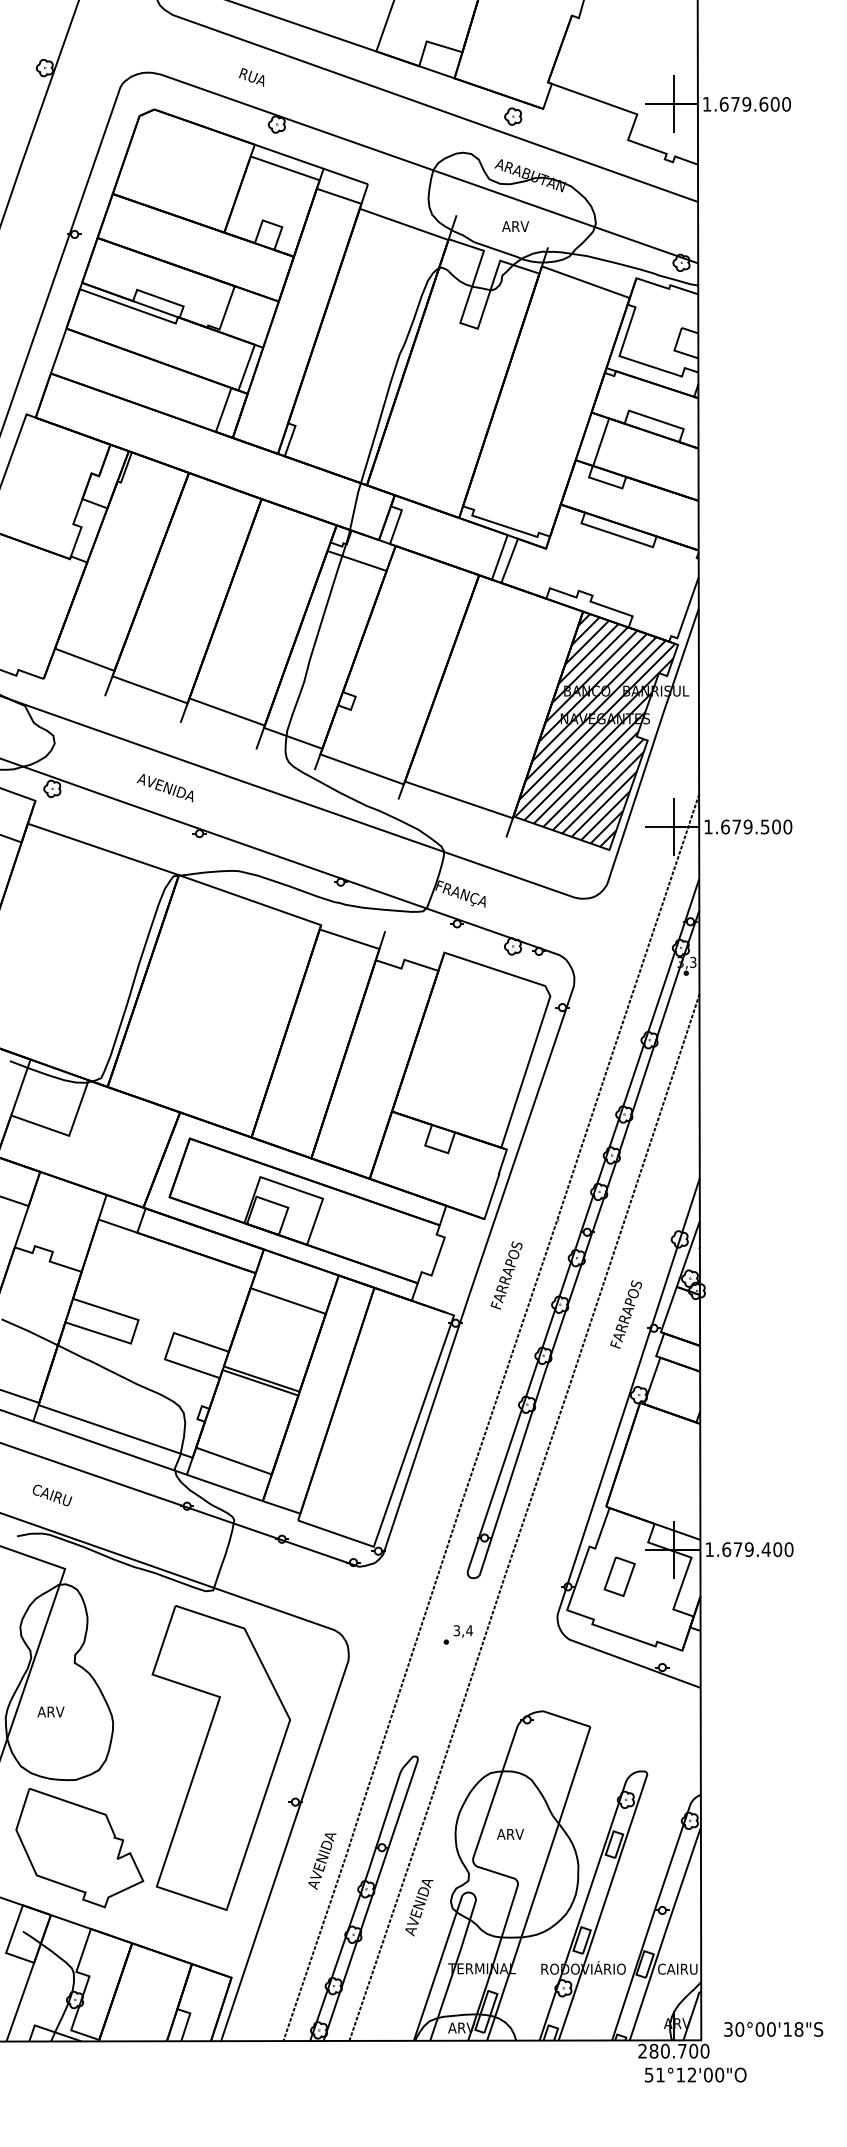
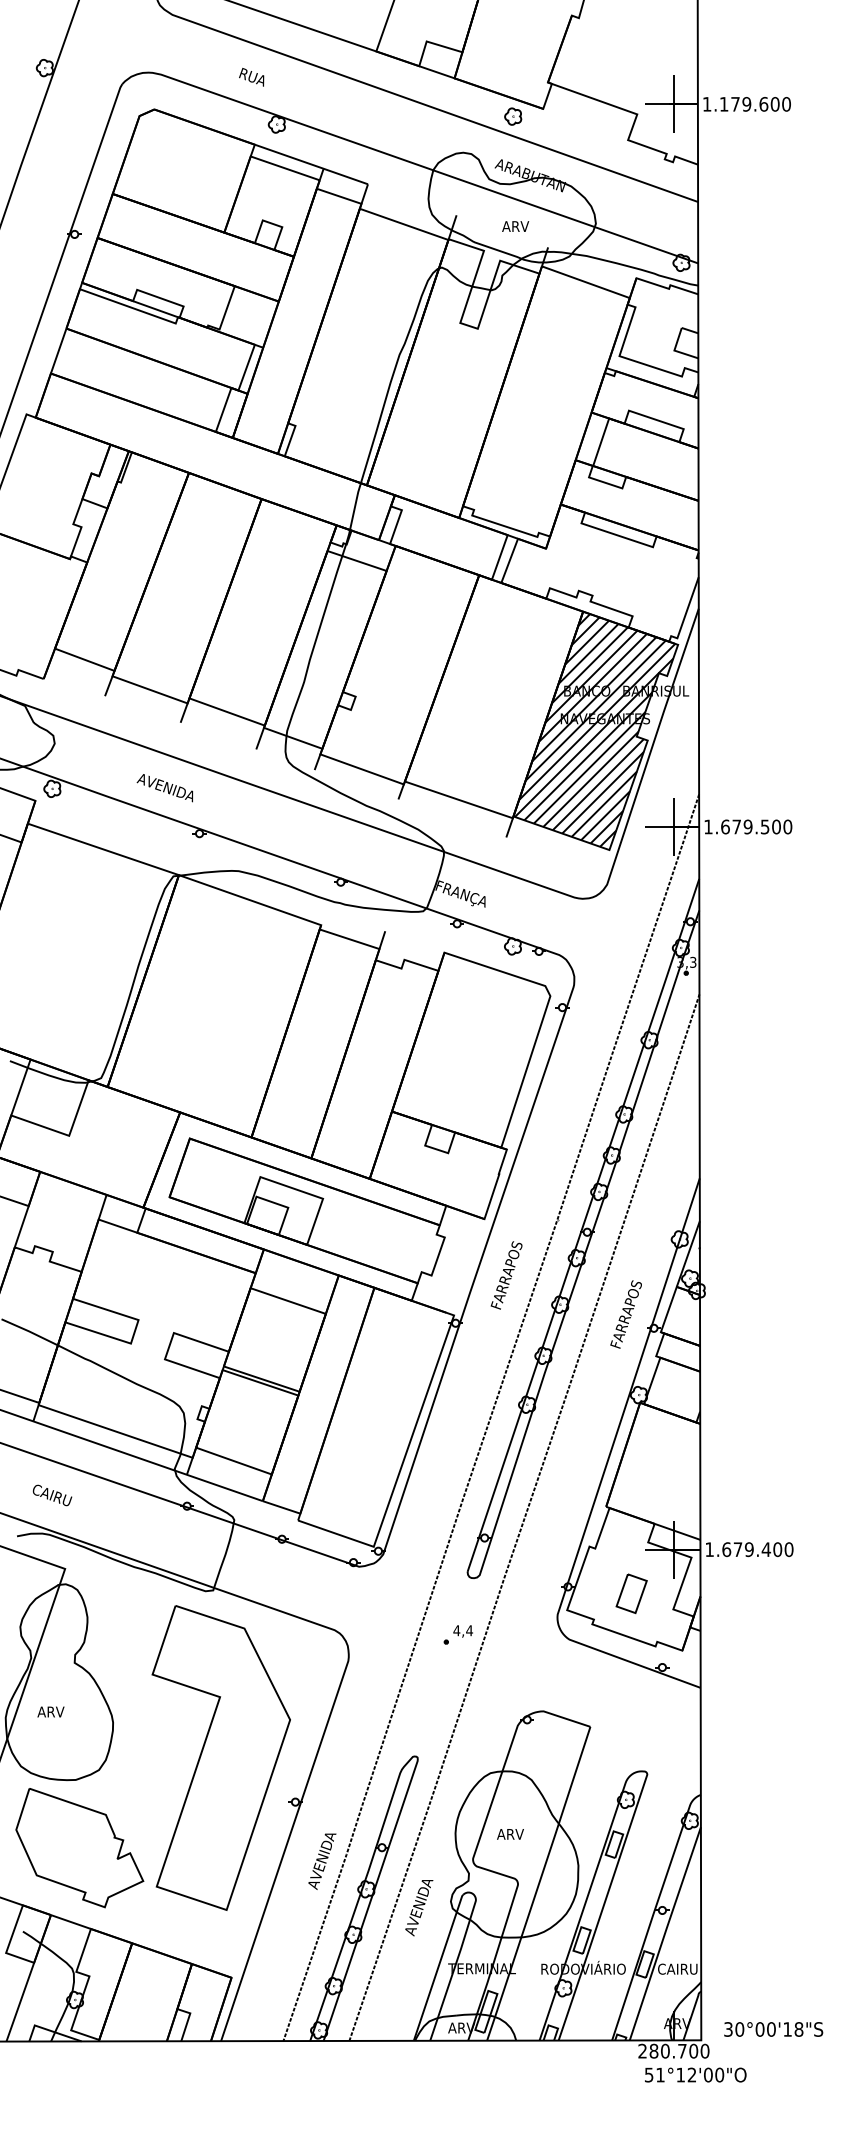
text: 1.679.600 -> 1.179.600 (723, 103)
part position: (619, 1576) -> (631, 1593) (631, 1593)
text: 3,4 -> 4,4 (456, 1630)
